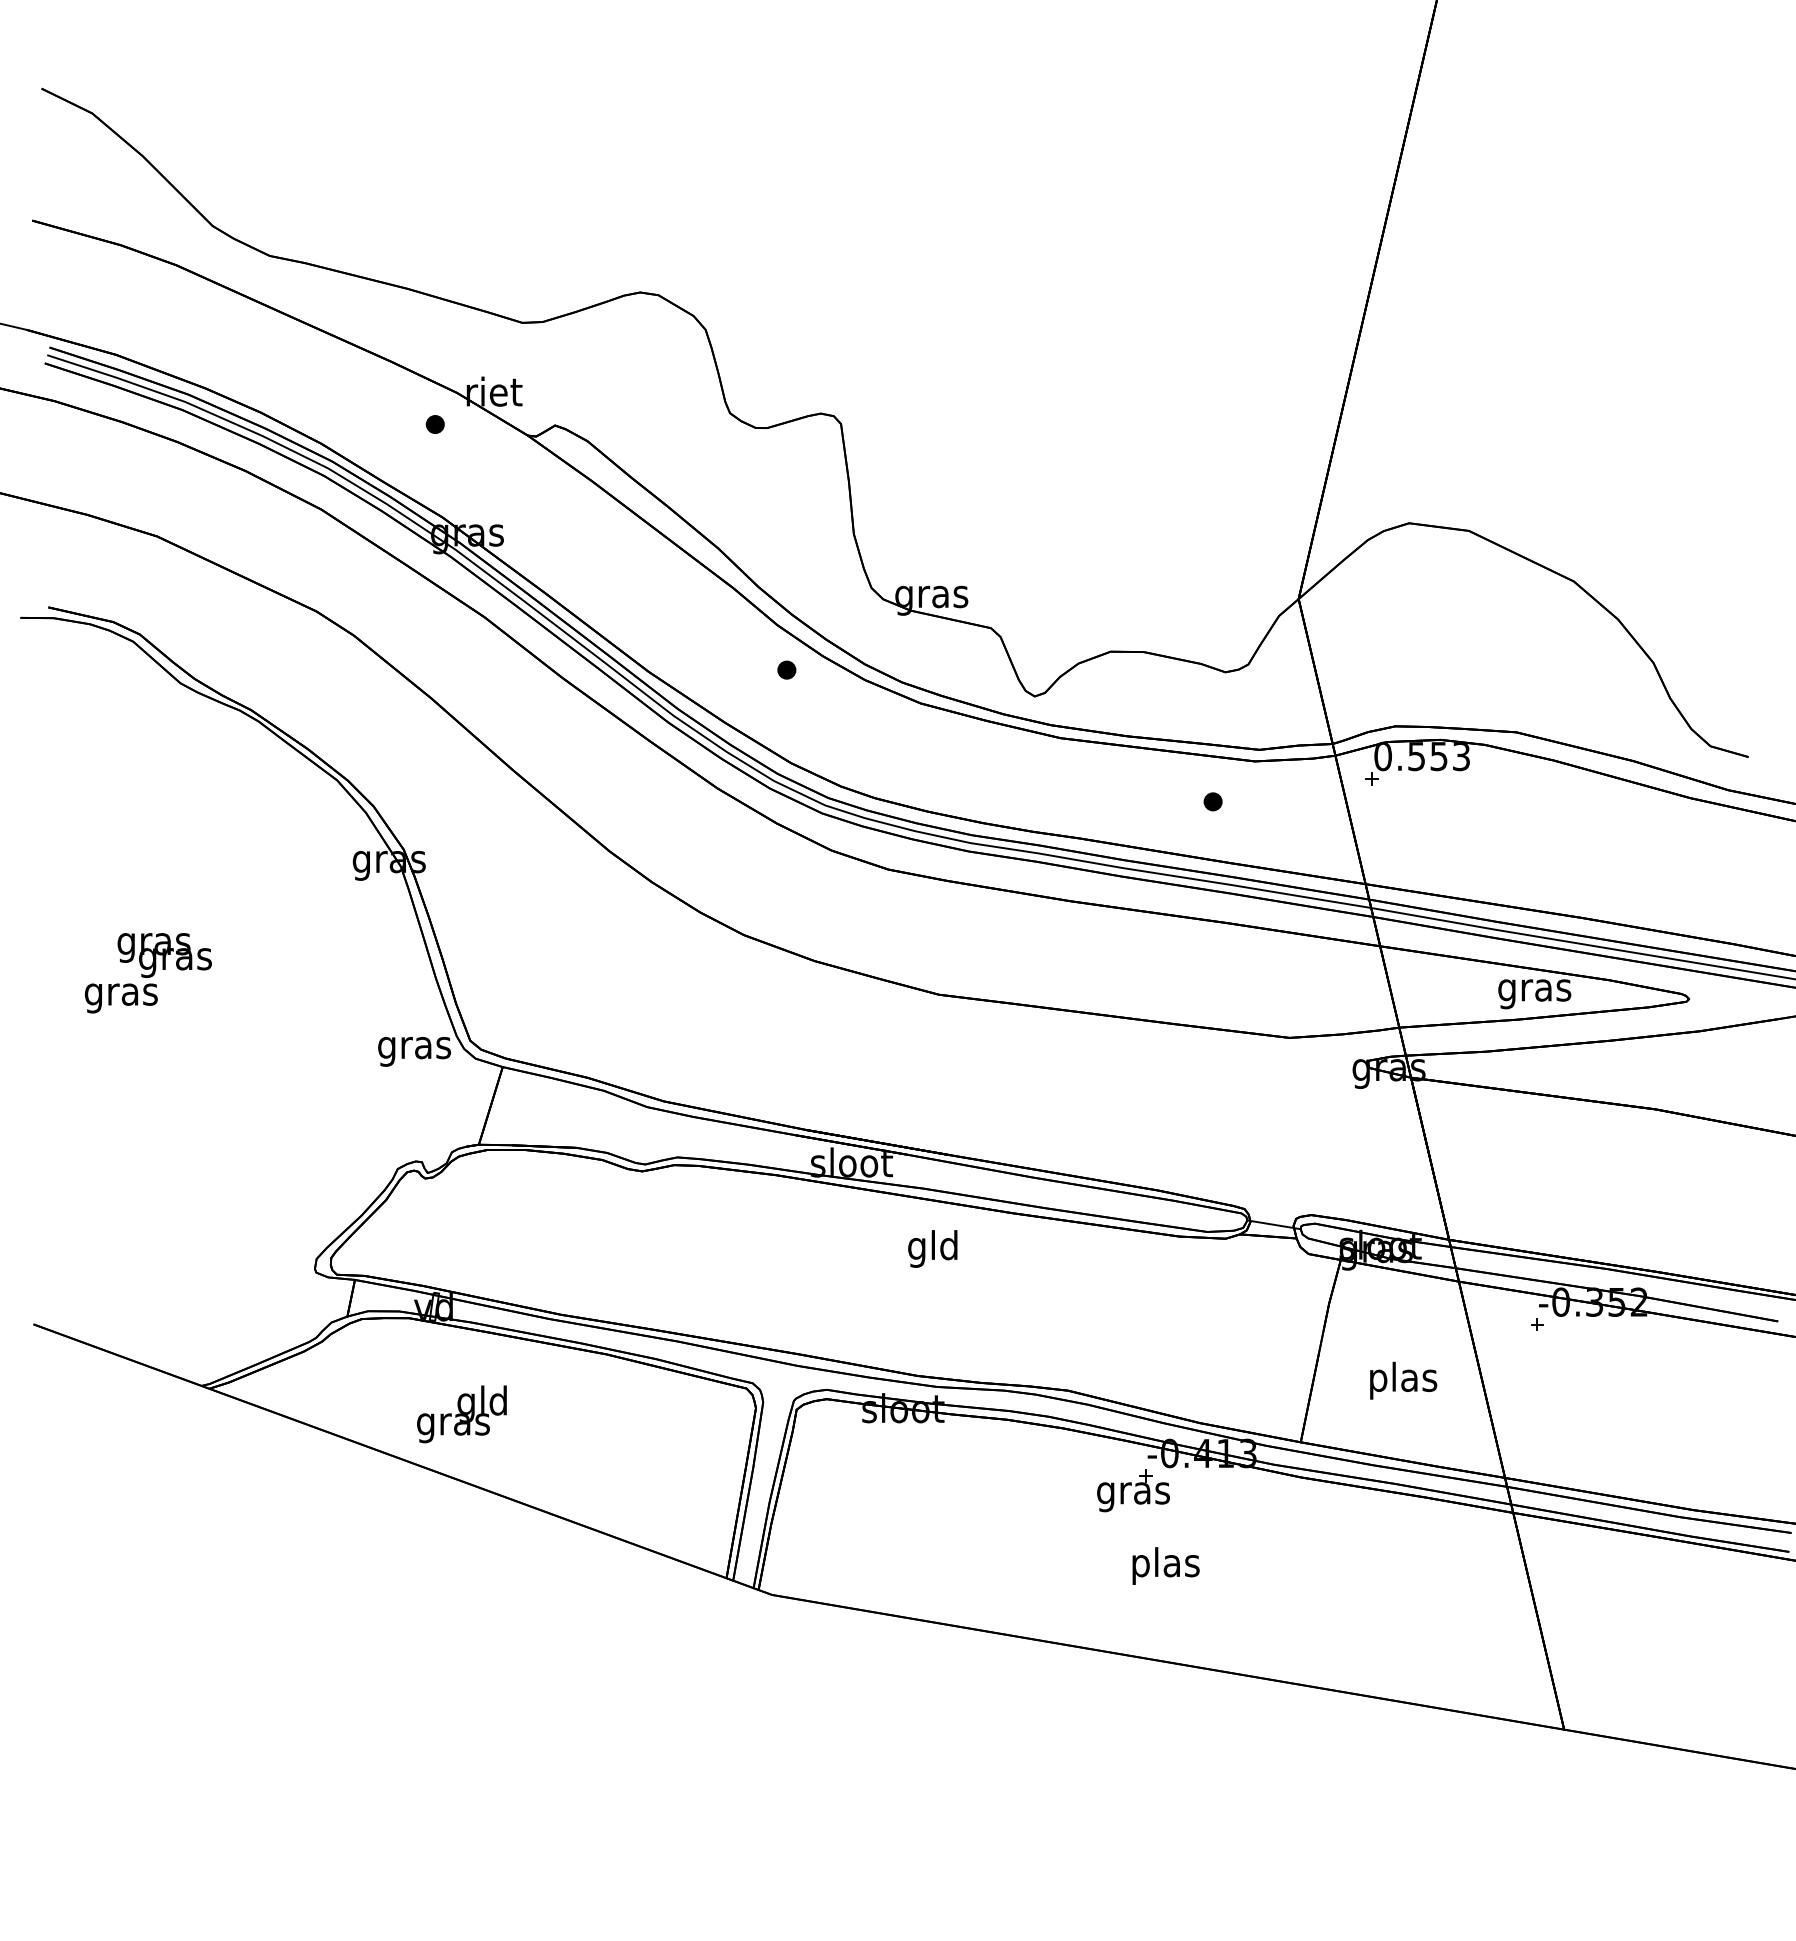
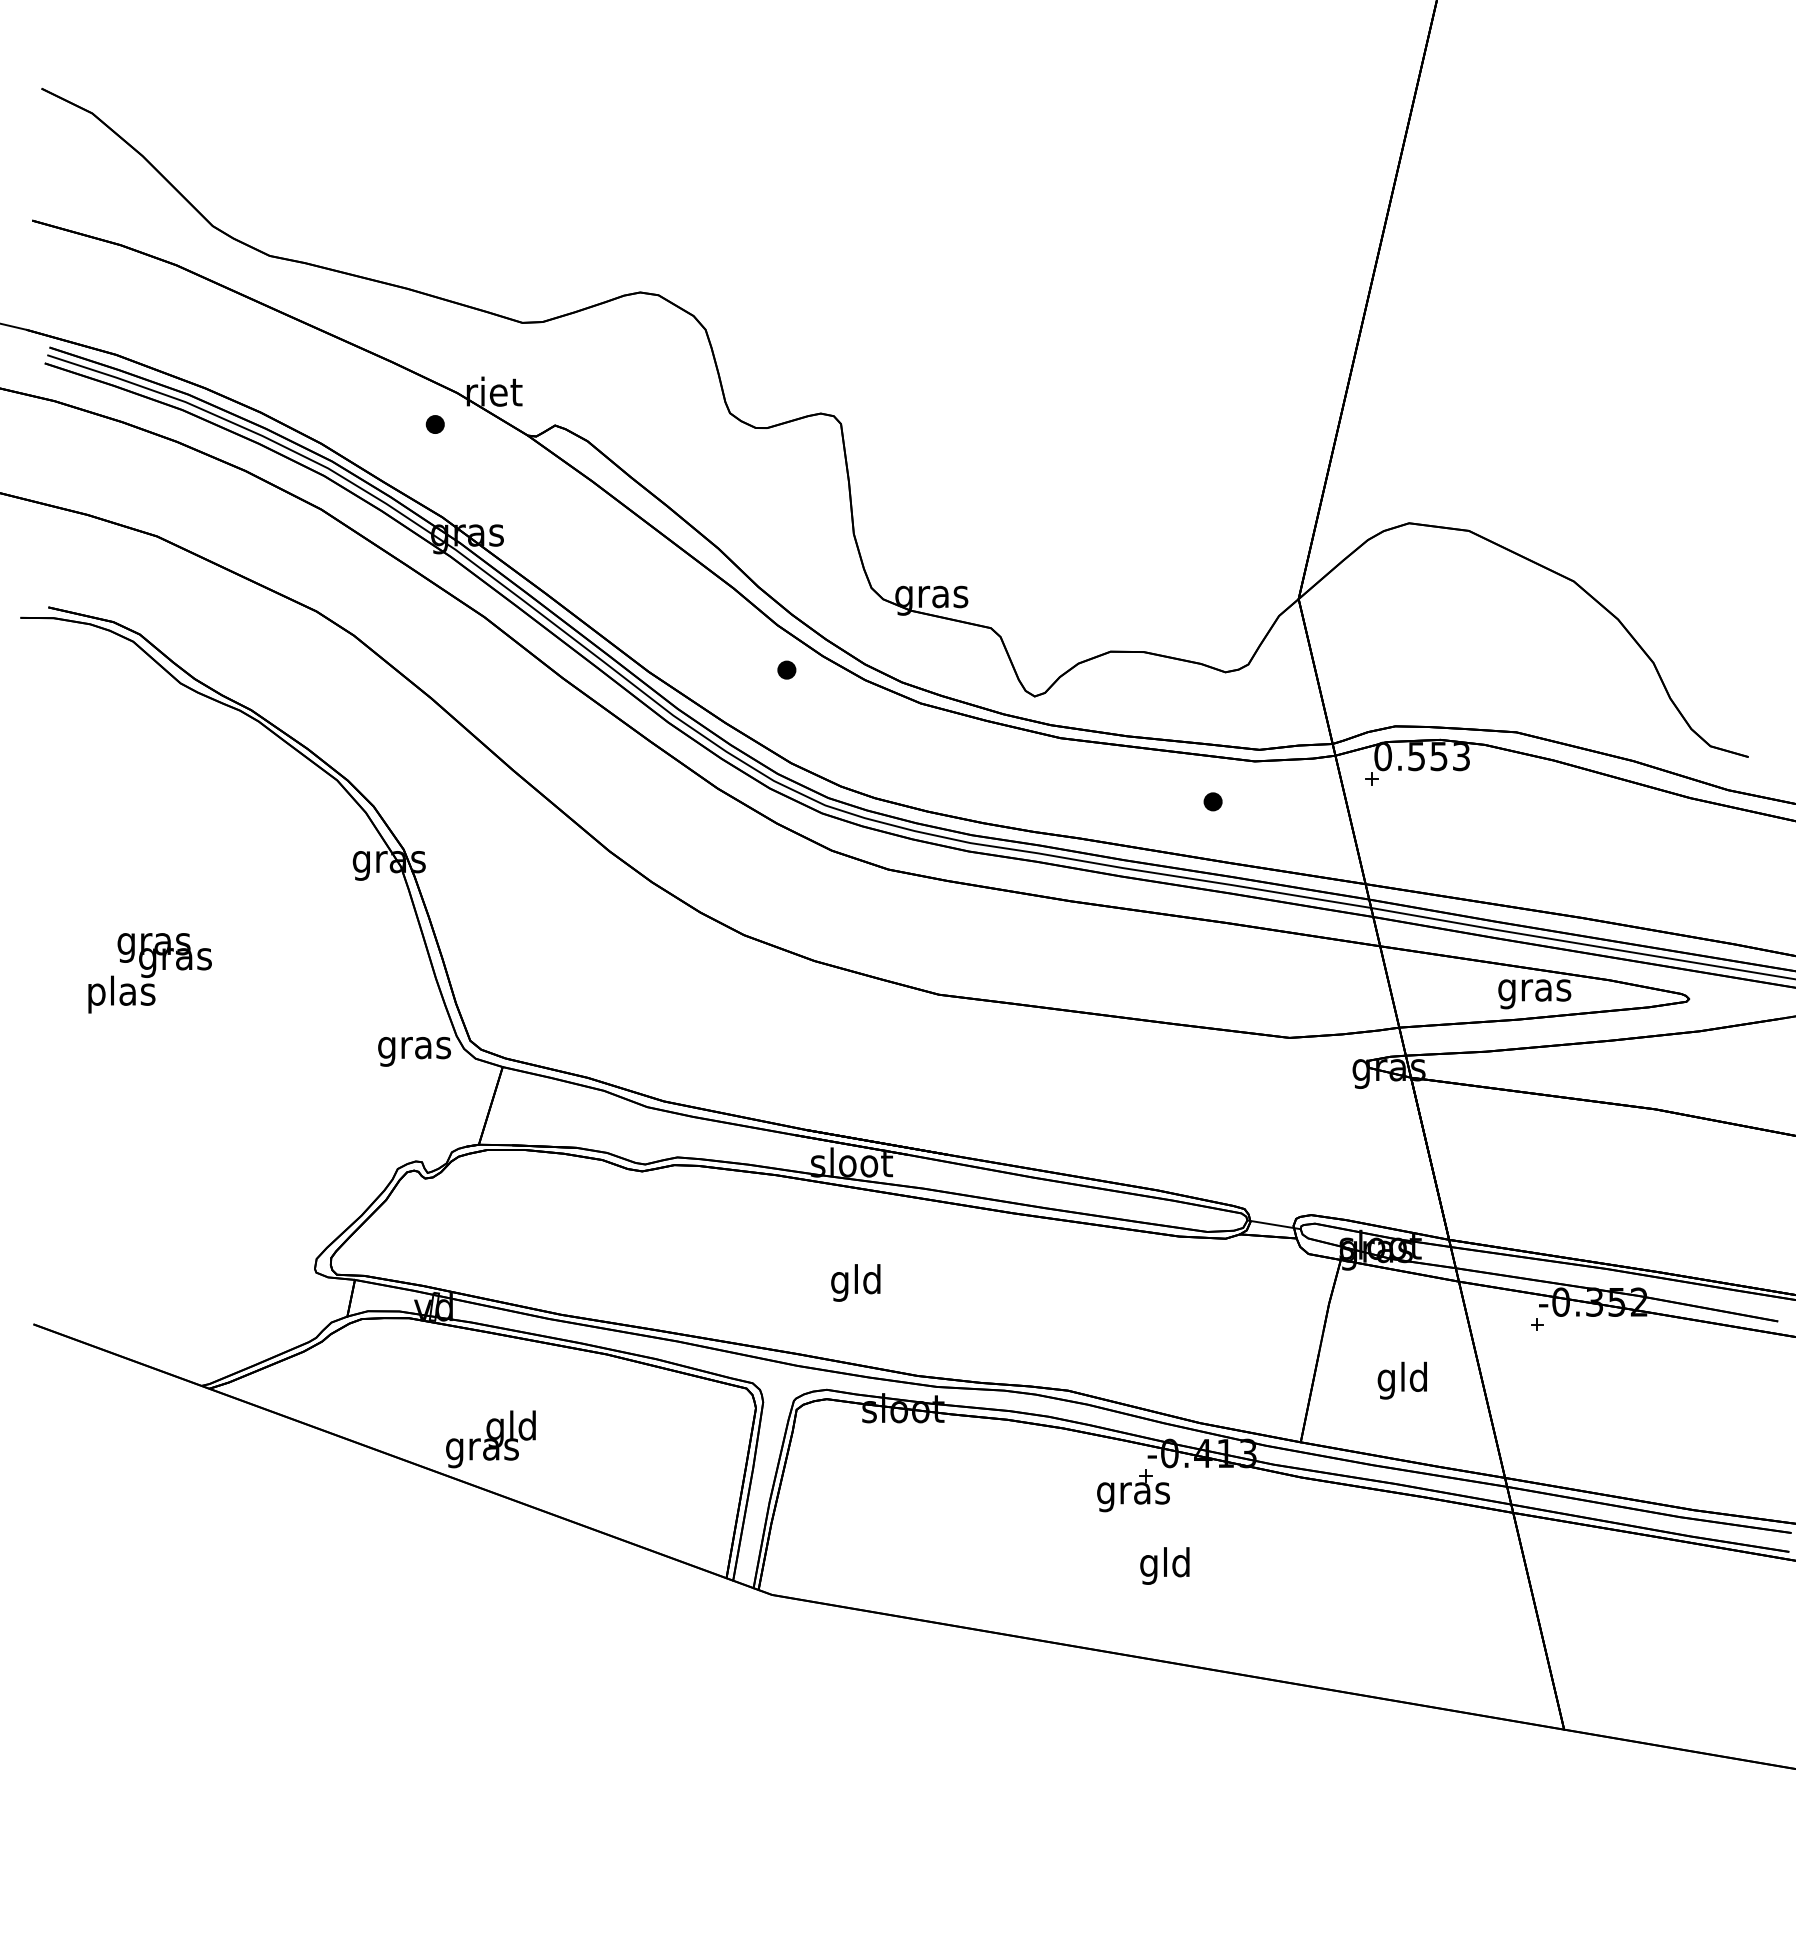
text: gras -> plas (120, 994)
text position: (932, 1248) -> (855, 1282) (855, 1282)
text: plas -> gld (1403, 1380)
text position: (461, 1414) -> (490, 1439) (490, 1439)
text: plas -> gld (1165, 1565)
